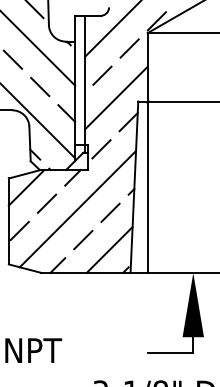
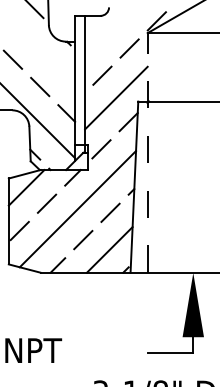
line: present -> none (112, 29)
line: present -> none (38, 48)
line: solid -> dashed (147, 152)
